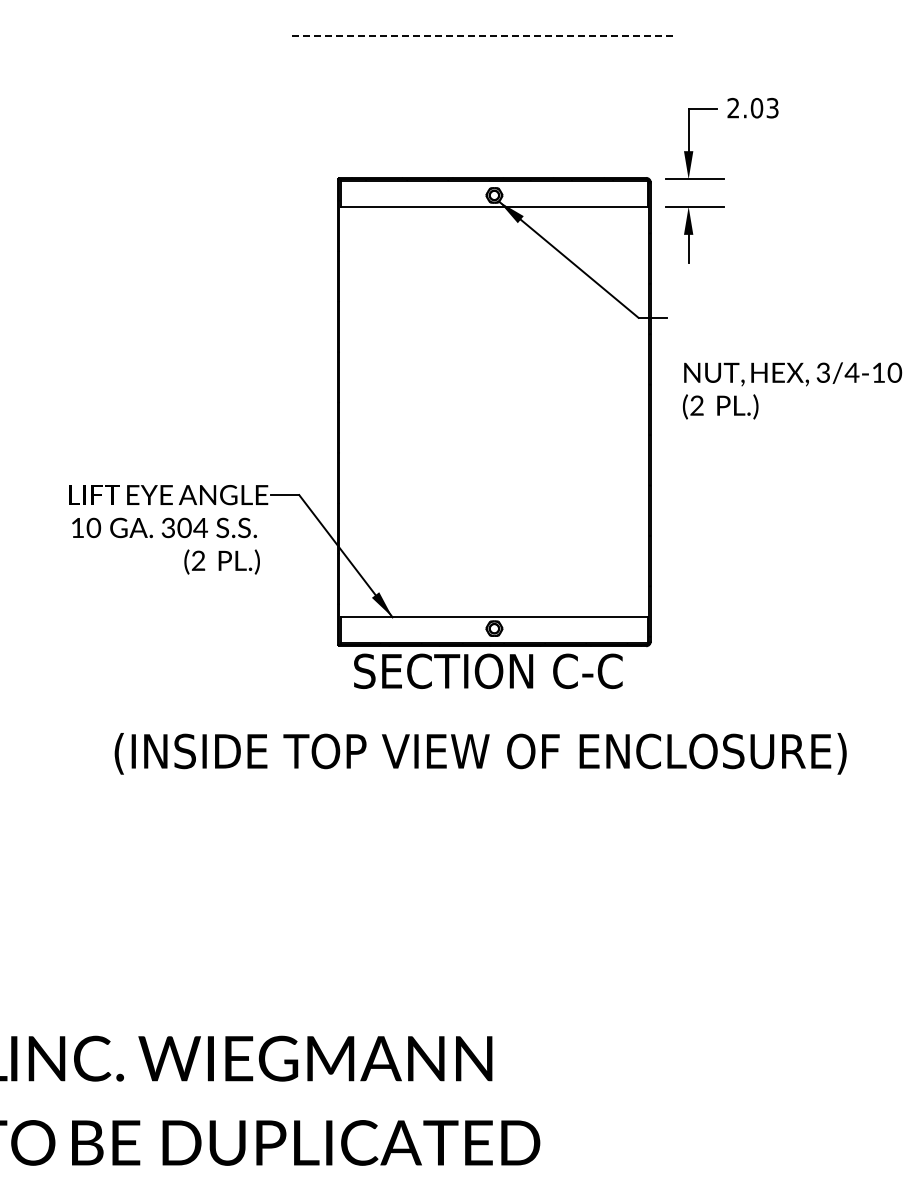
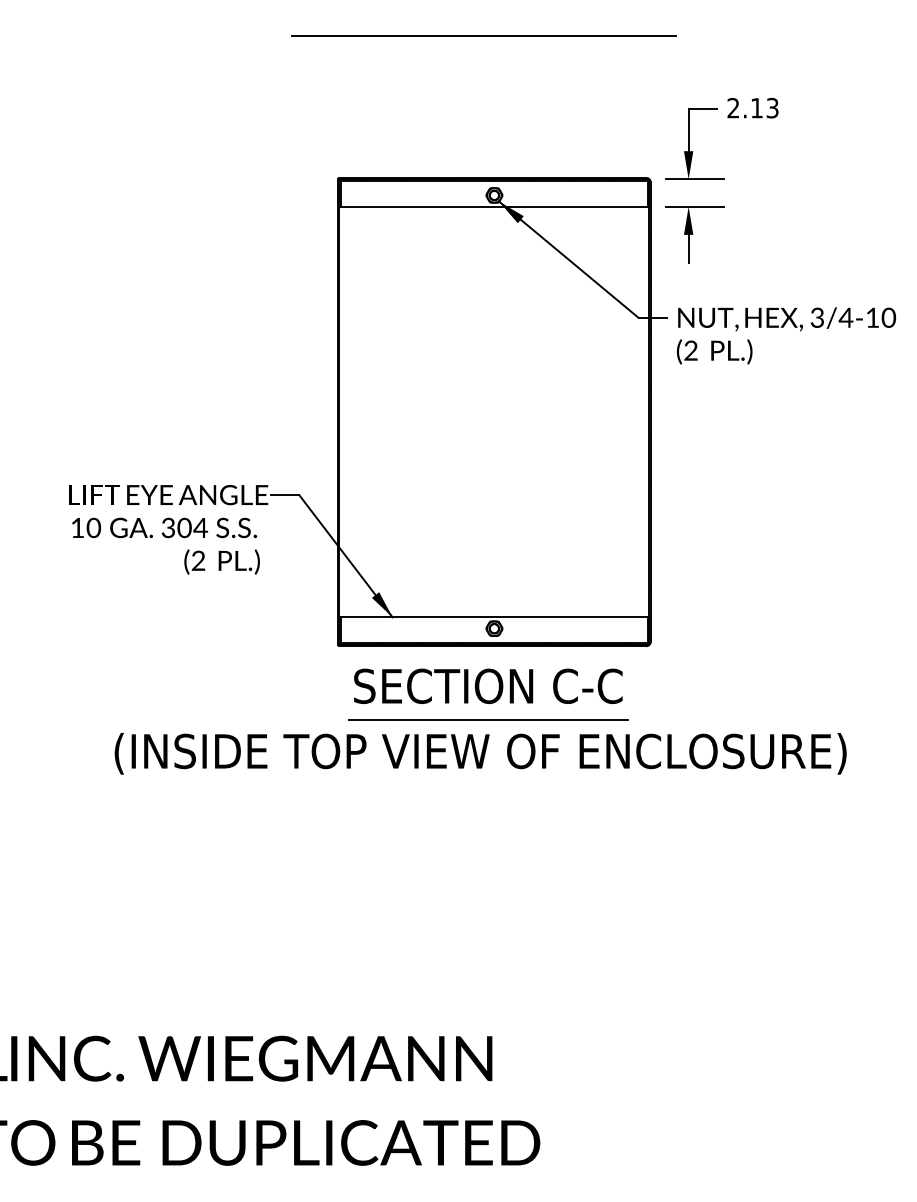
line: dashed -> solid (484, 36)
text: 2.03 -> 2.13 (756, 108)
text position: (792, 390) -> (786, 335) (786, 335)
text position: (488, 670) -> (488, 685) (488, 685)
line: none -> present (488, 720)
